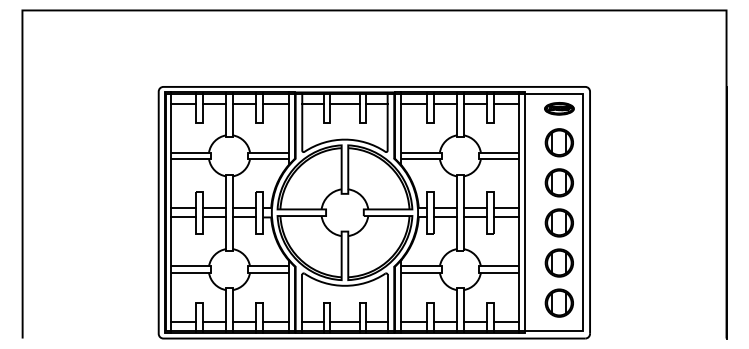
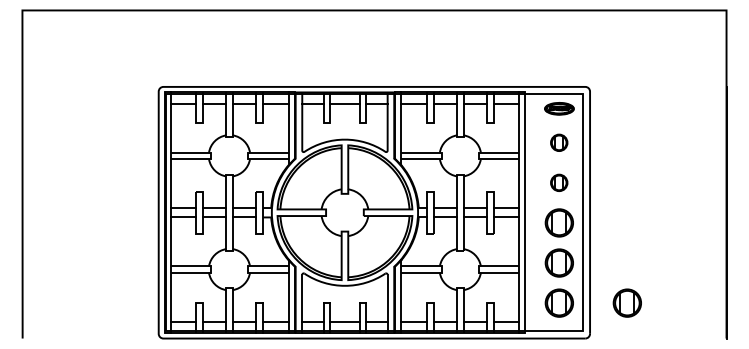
part size: 30x30 px -> 19x19 px (559, 142)
part size: 30x30 px -> 19x19 px (559, 182)
part: none -> present (626, 302)
